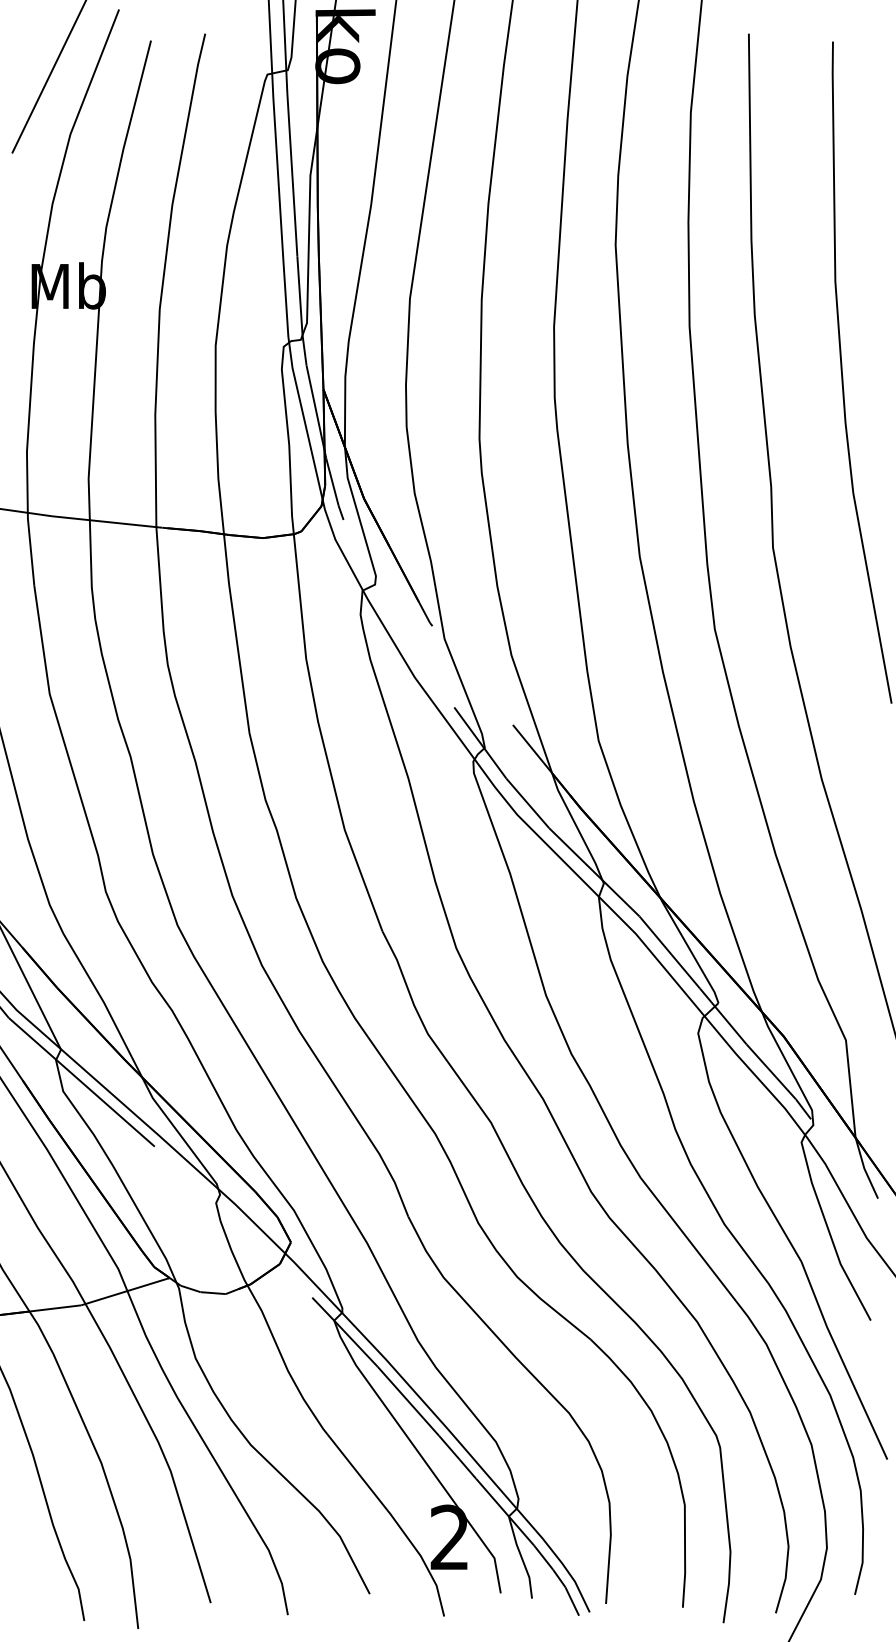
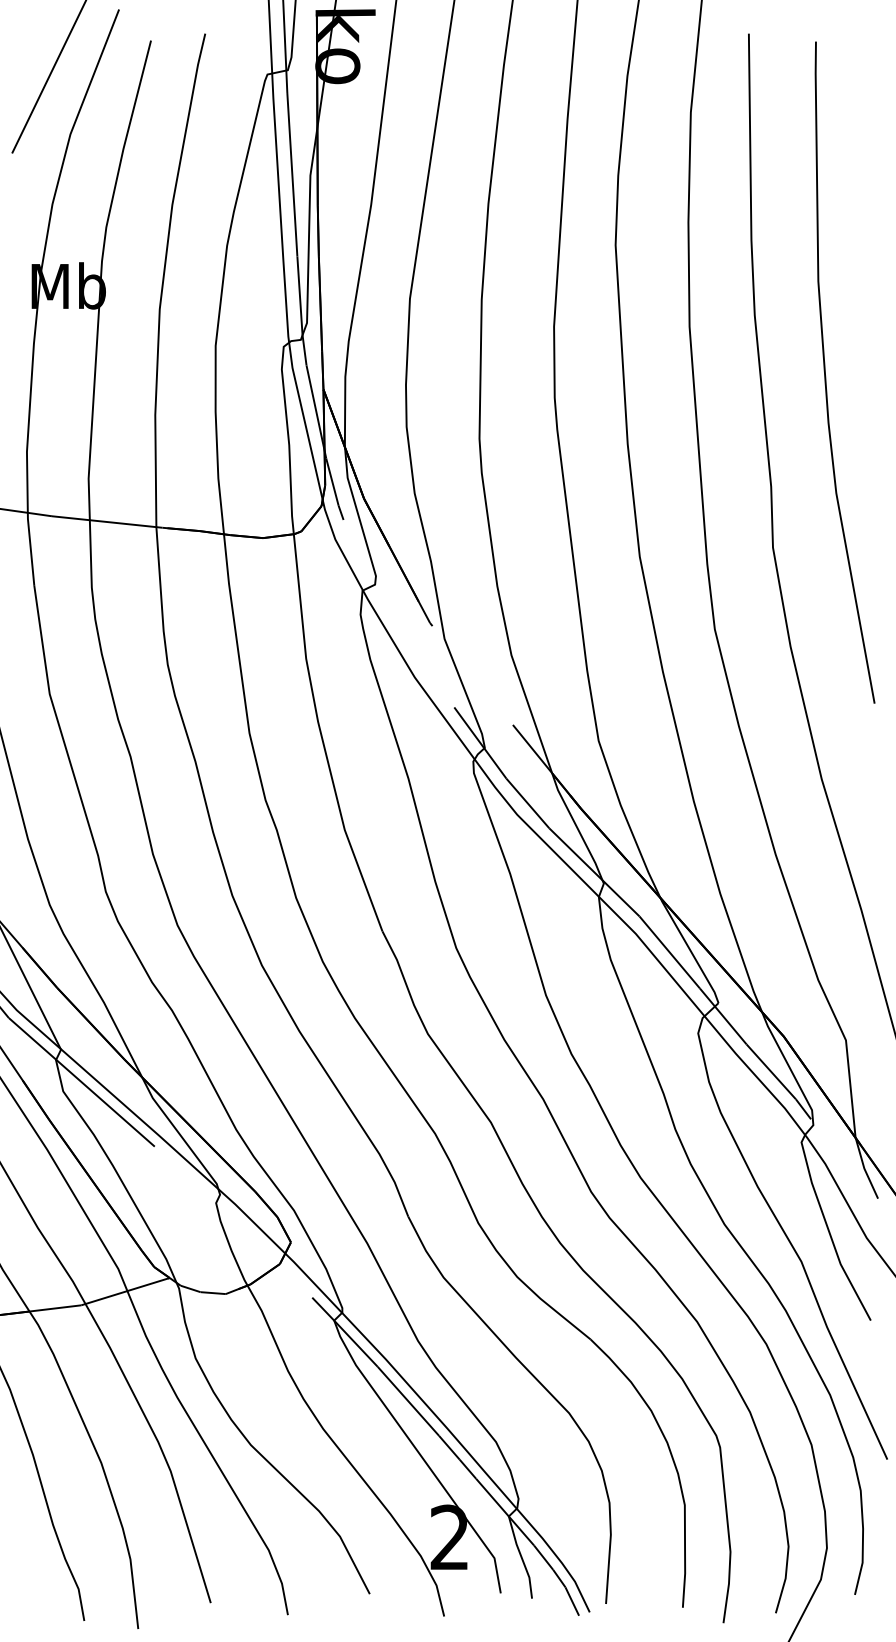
curve position: (843, 376) -> (826, 376) (826, 376)
